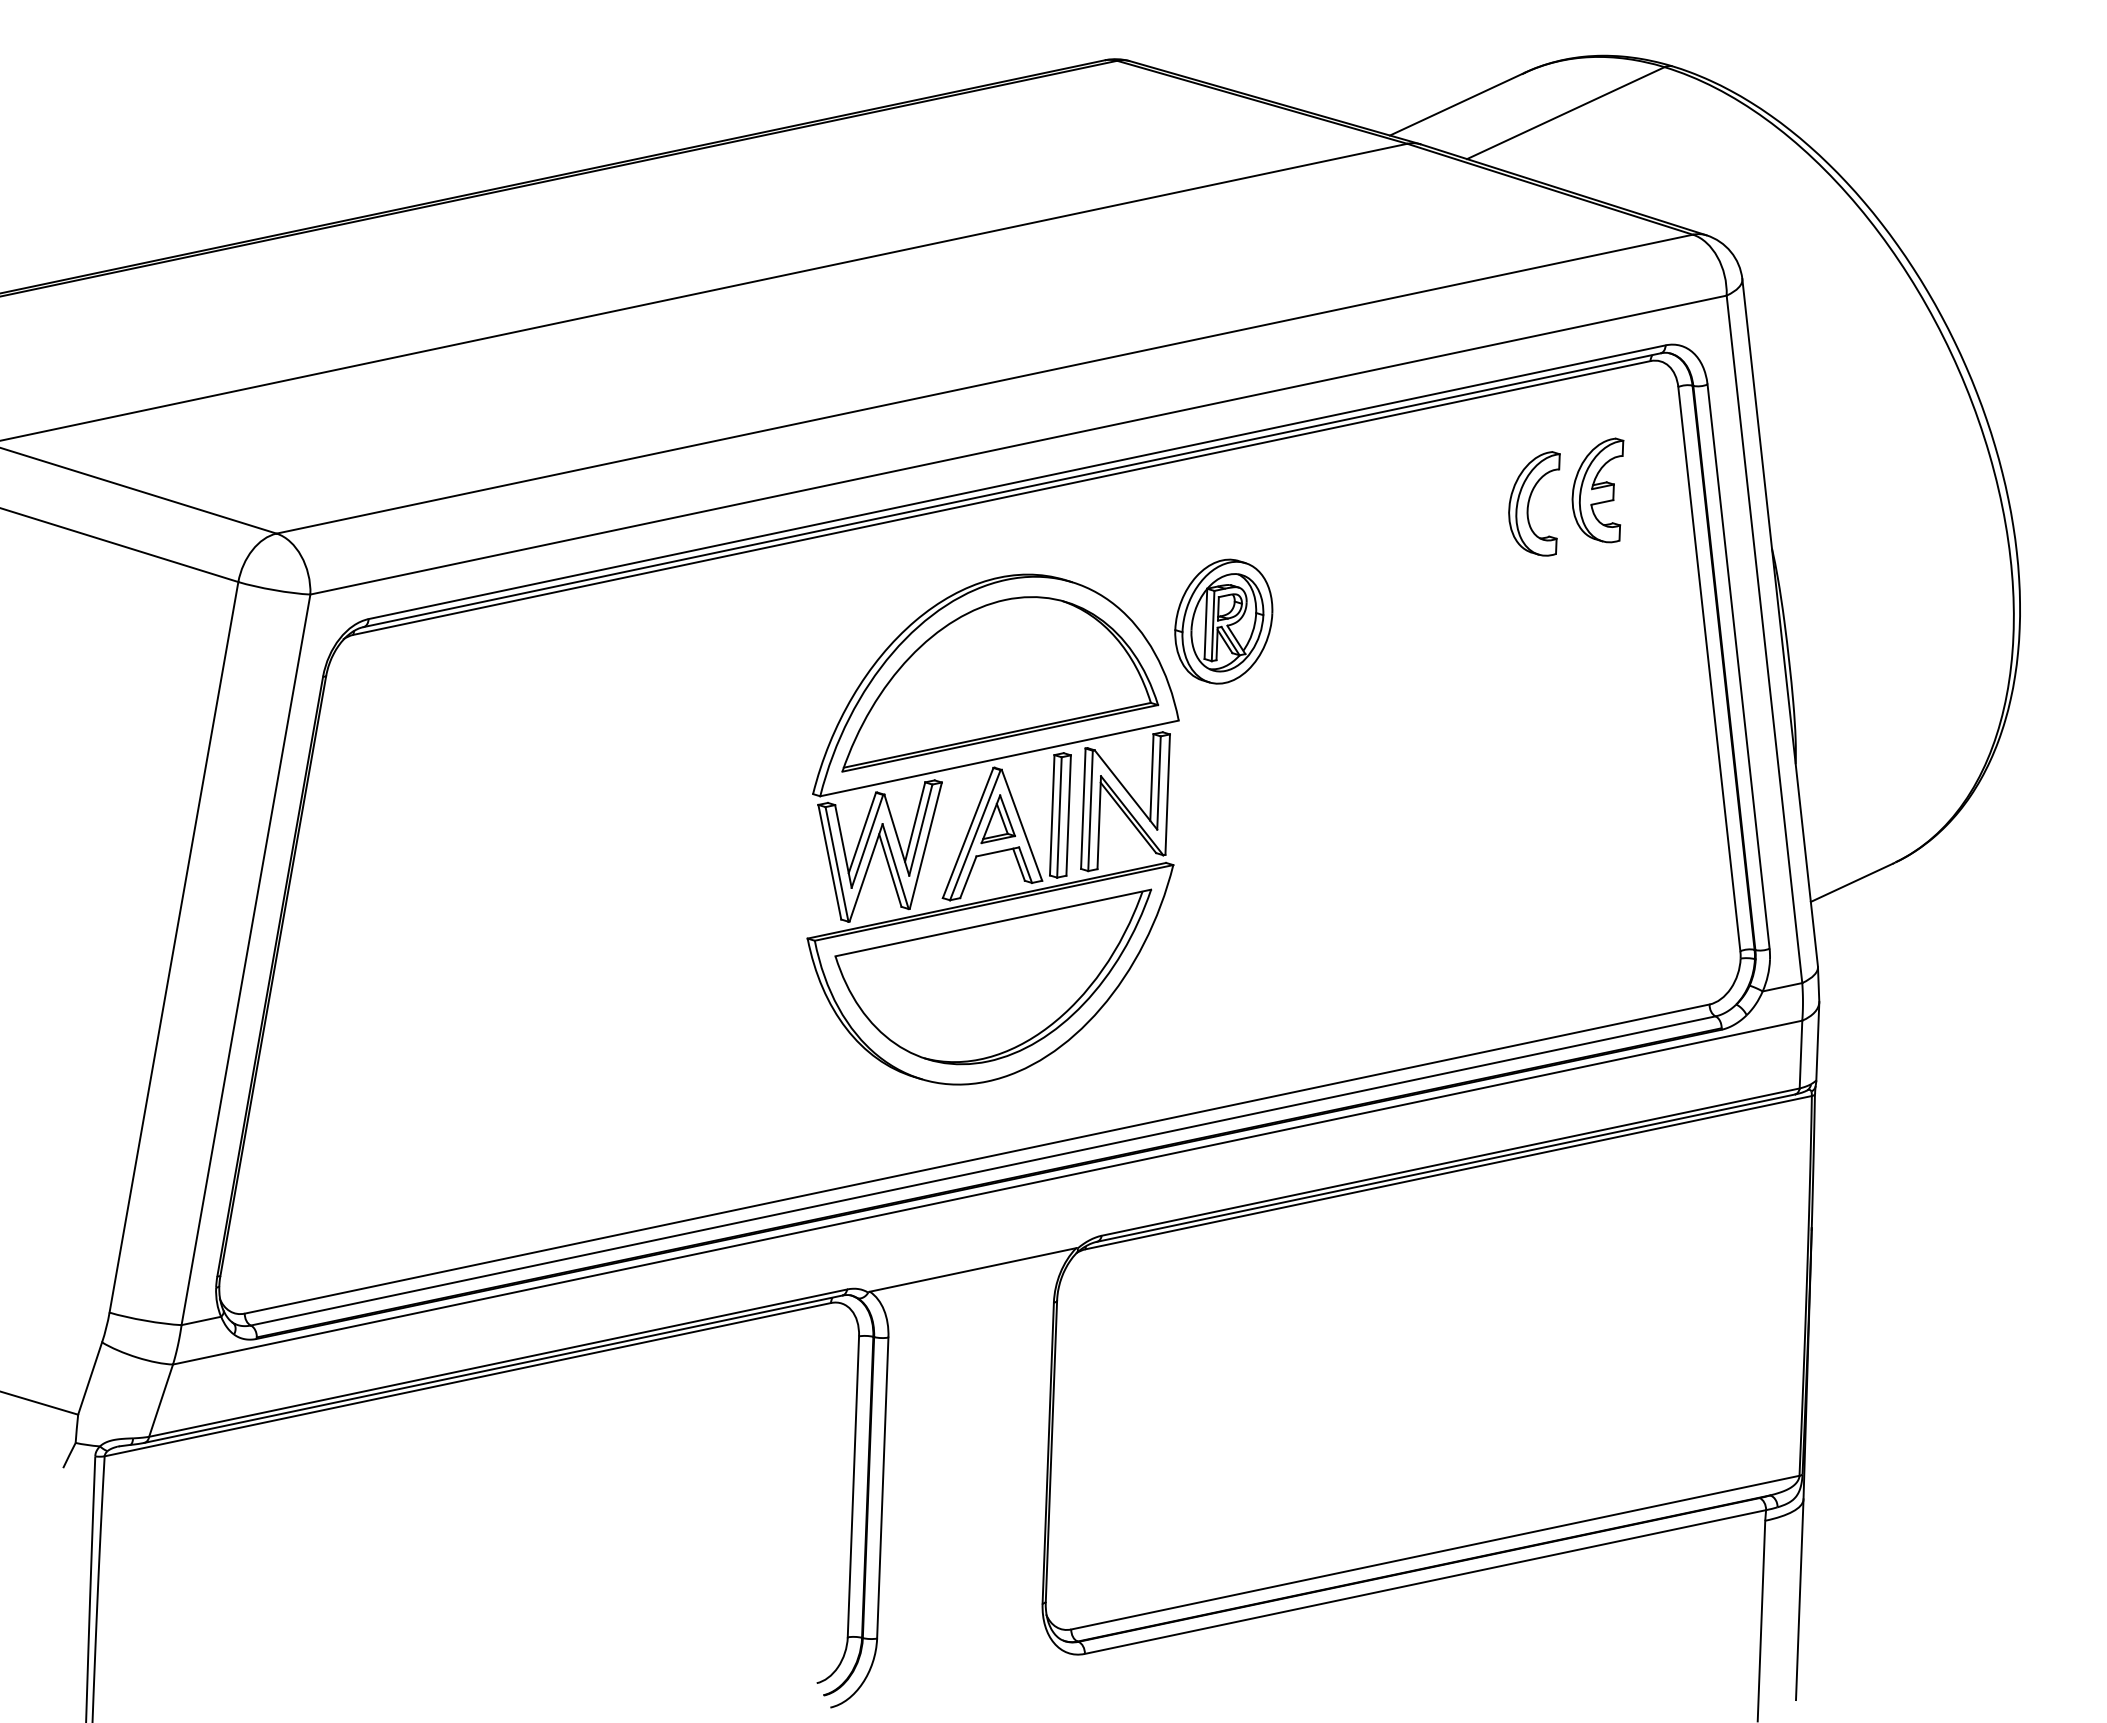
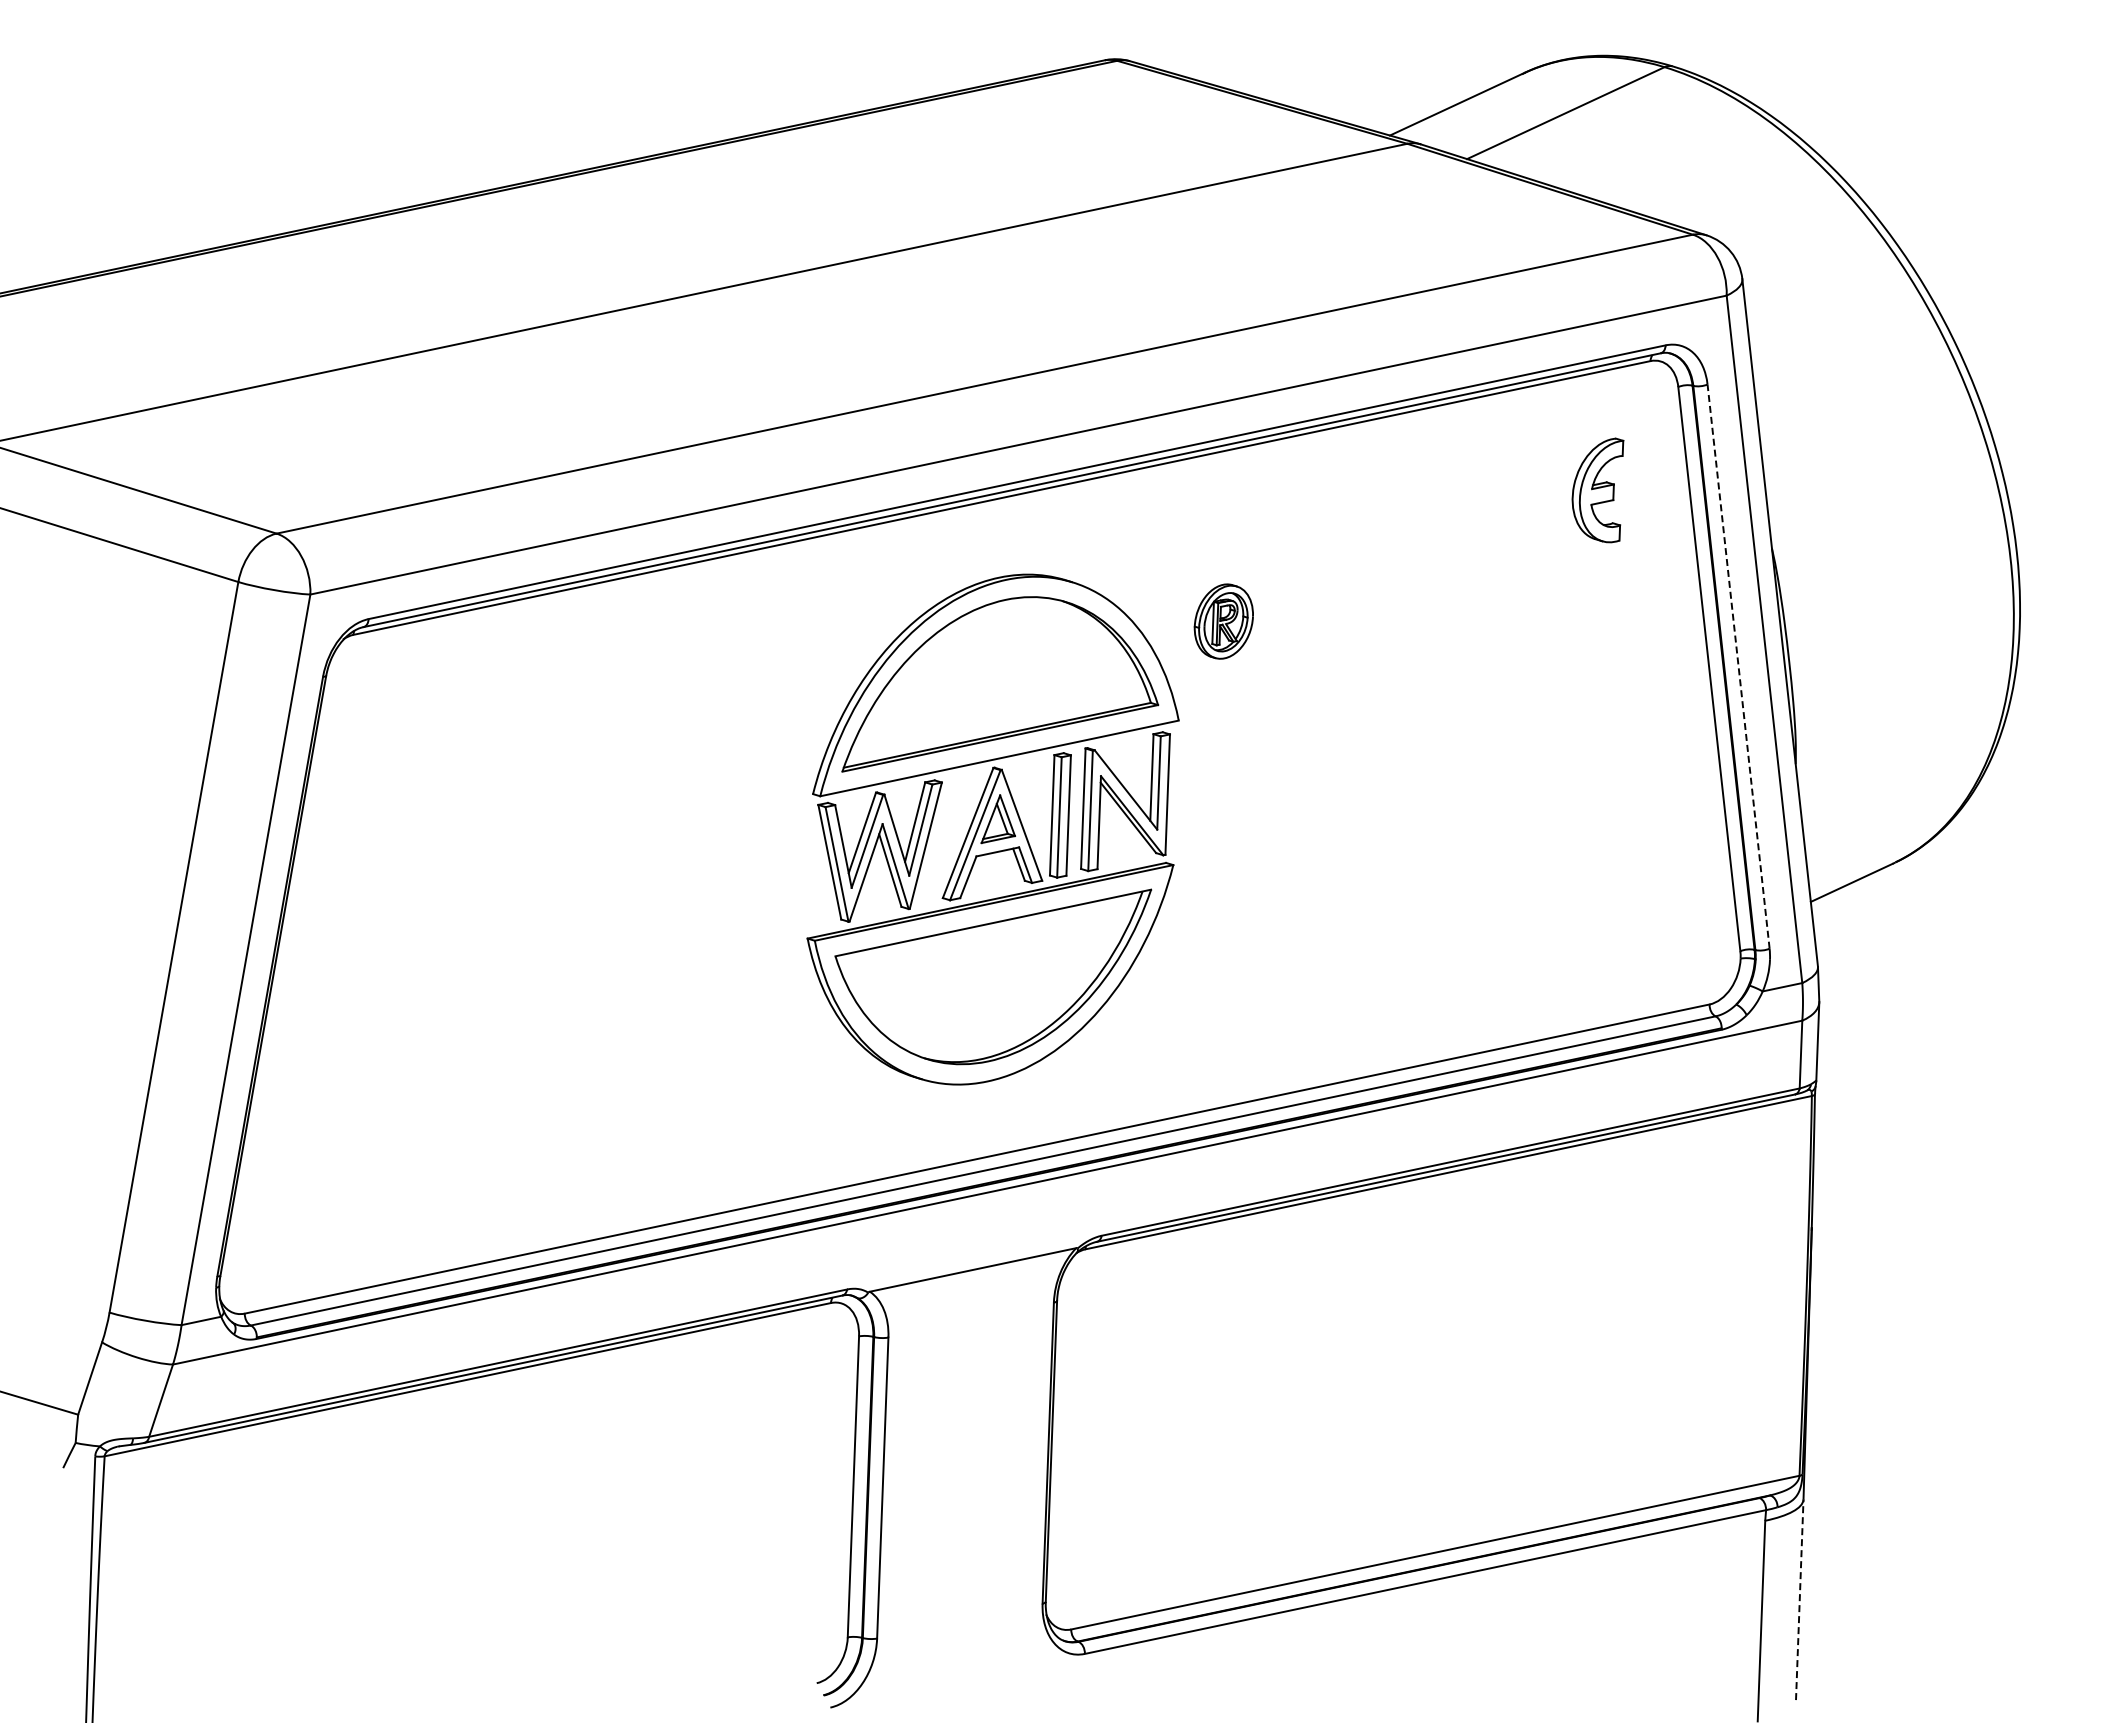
part: present -> none (1534, 503)
part size: 100x127 px -> 61x77 px (1223, 621)
line: solid -> dashed (1738, 666)
line: solid -> dashed (1799, 1599)
